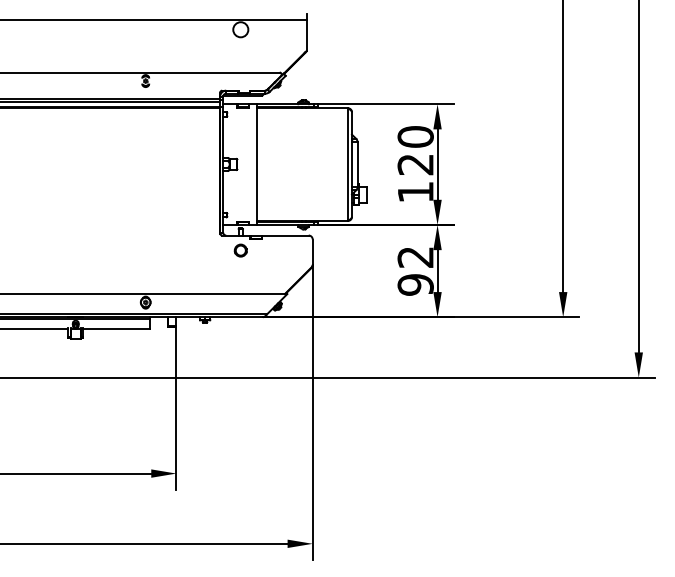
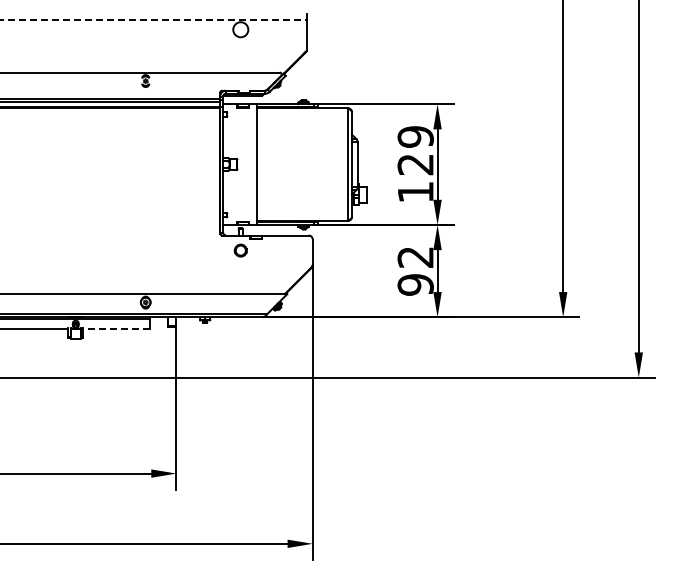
line: solid -> dashed (153, 20)
text: 120 -> 129 (415, 136)
line: solid -> dashed (116, 328)
